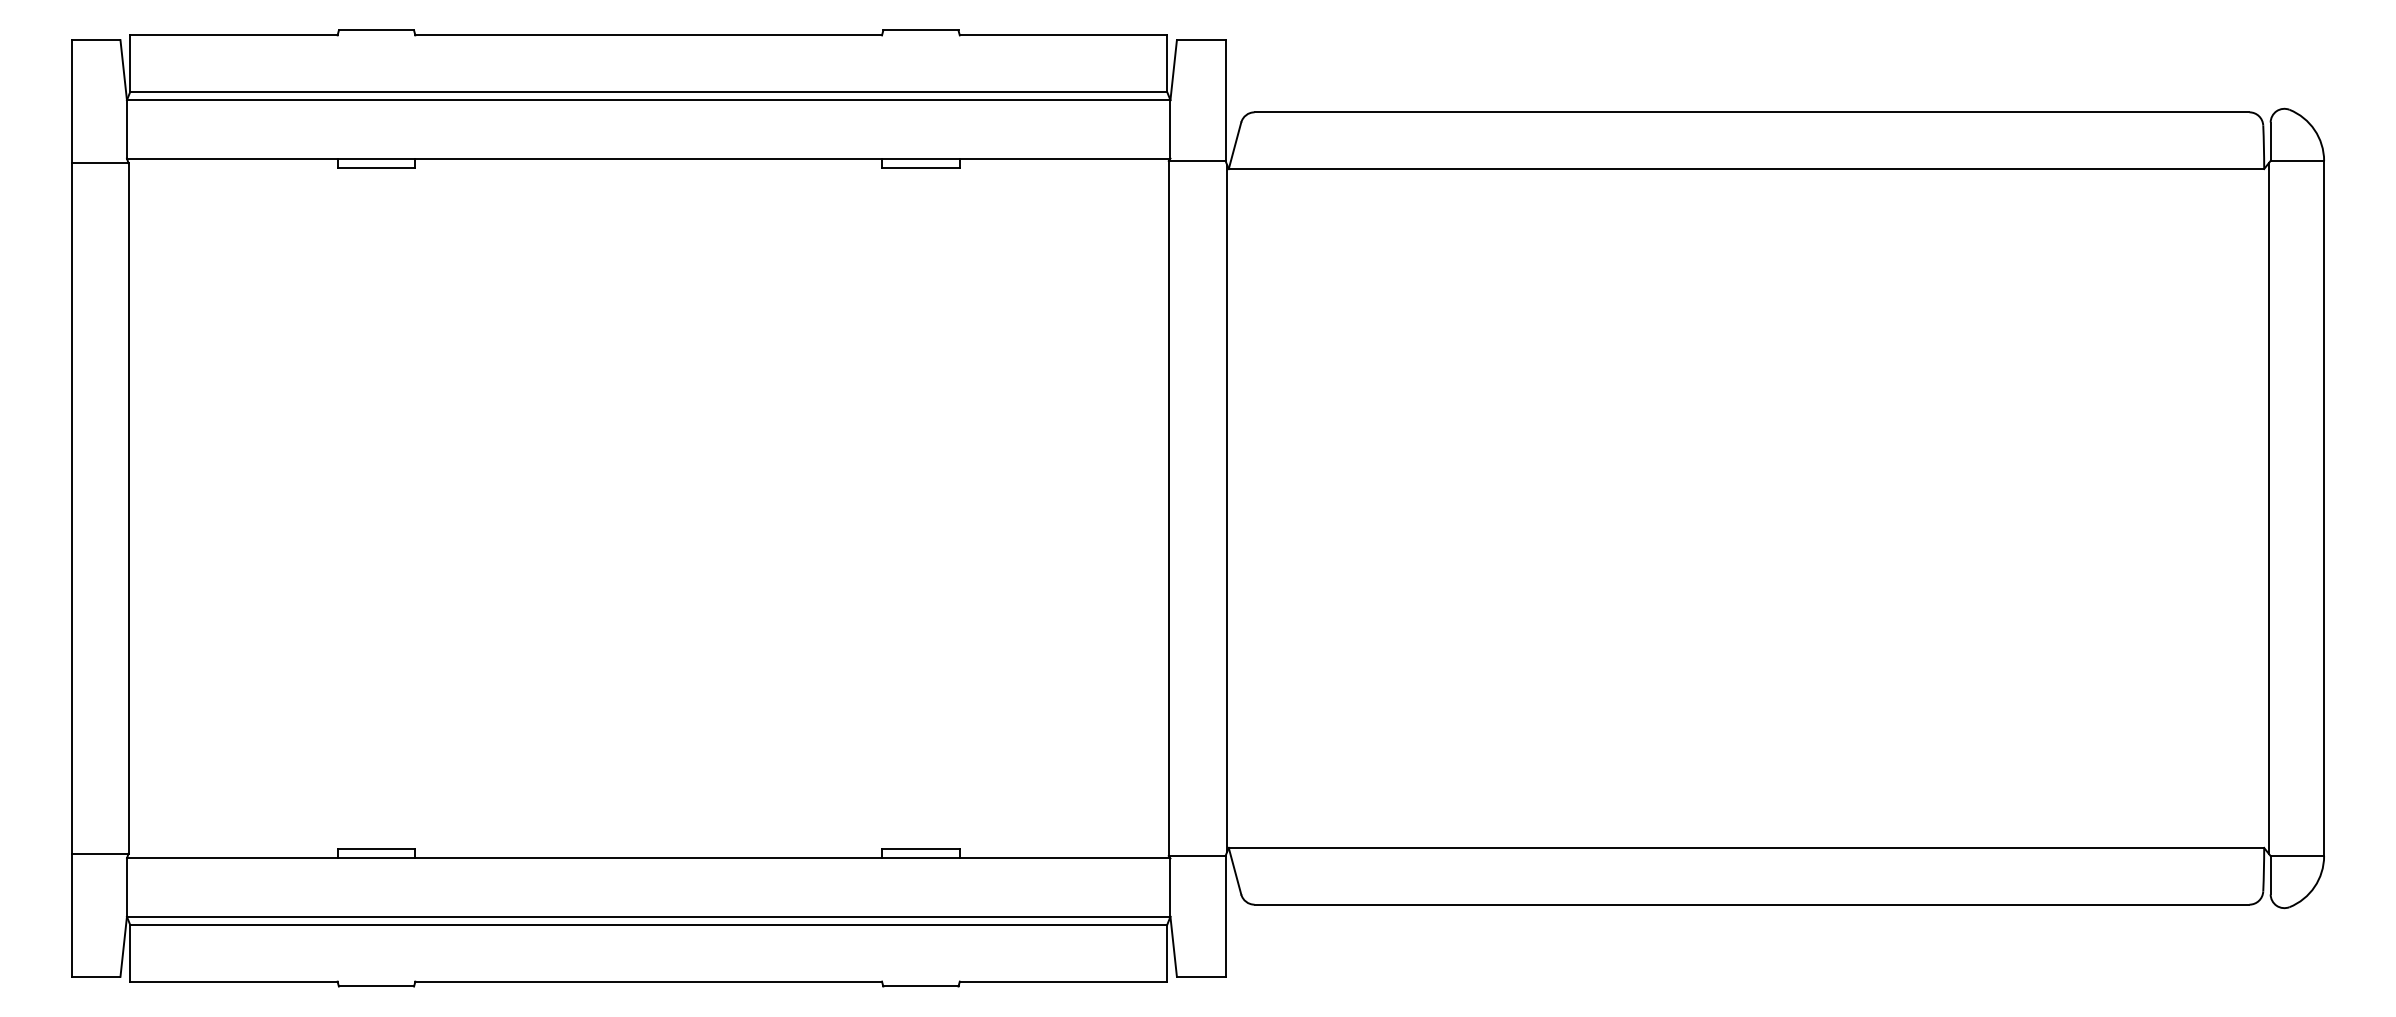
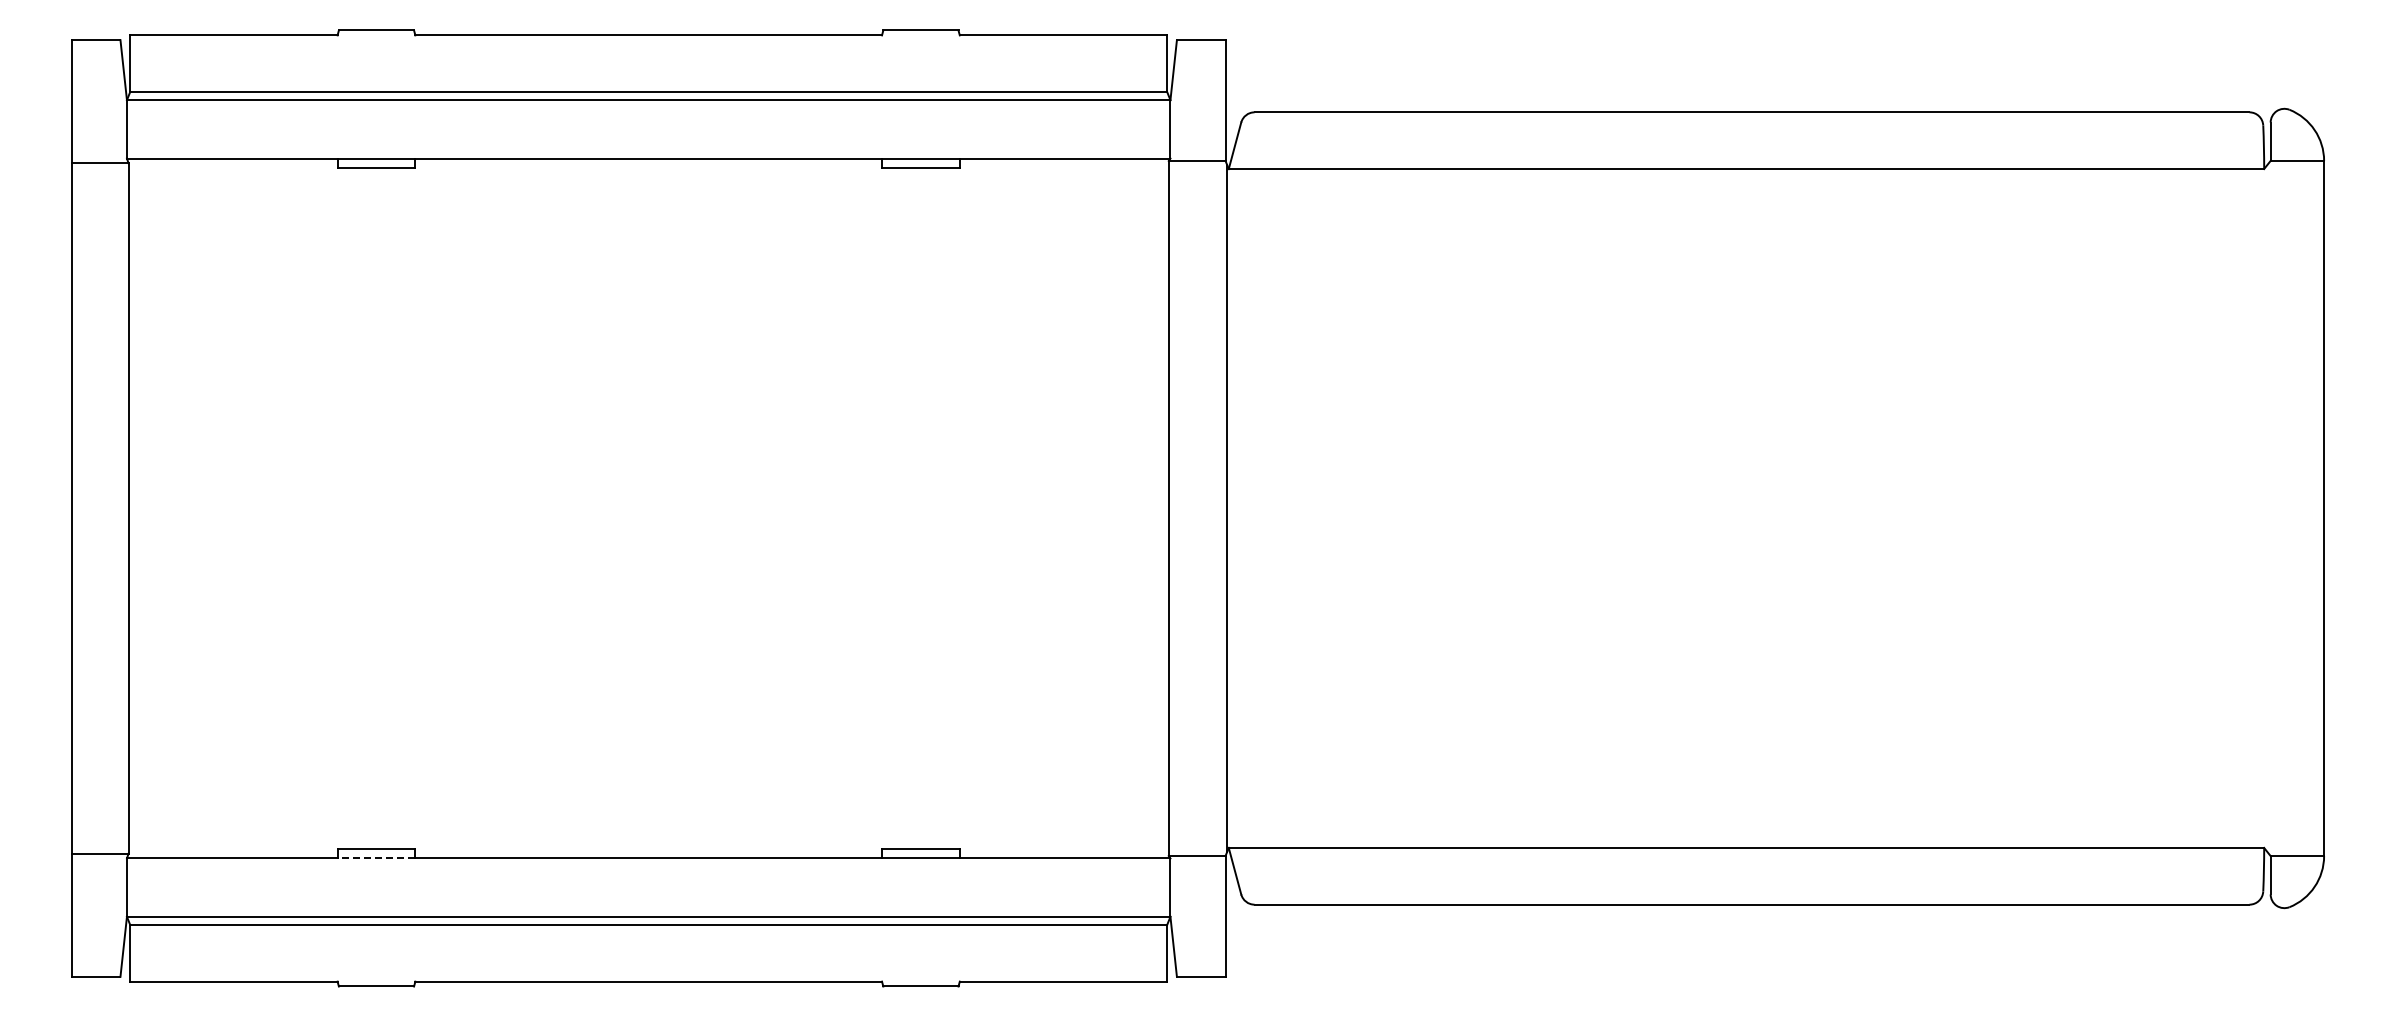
line: present -> none (2269, 508)
line: solid -> dashed (376, 858)
